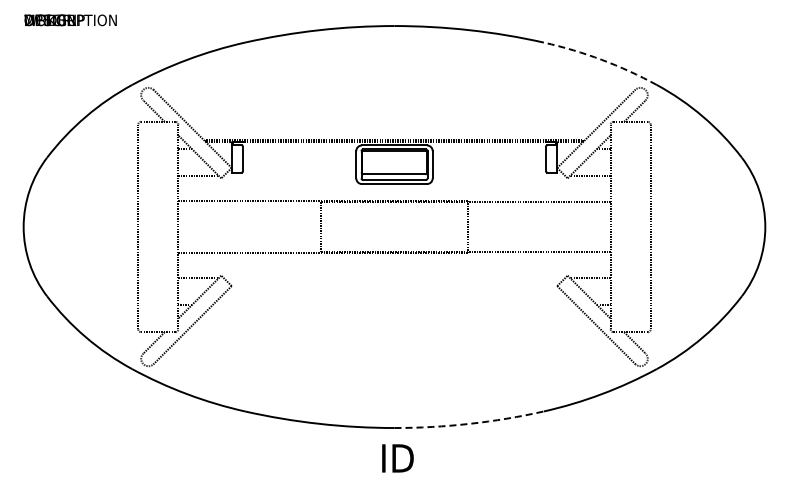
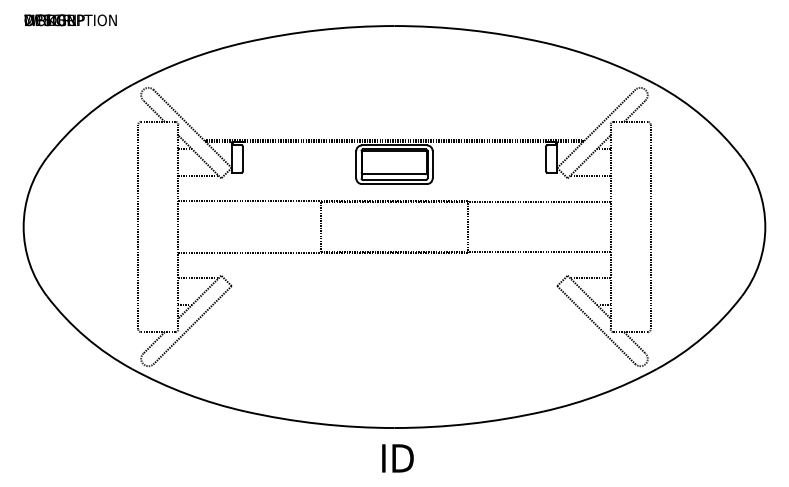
arc: dashed -> solid (601, 59)
arc: dashed -> solid (469, 423)
